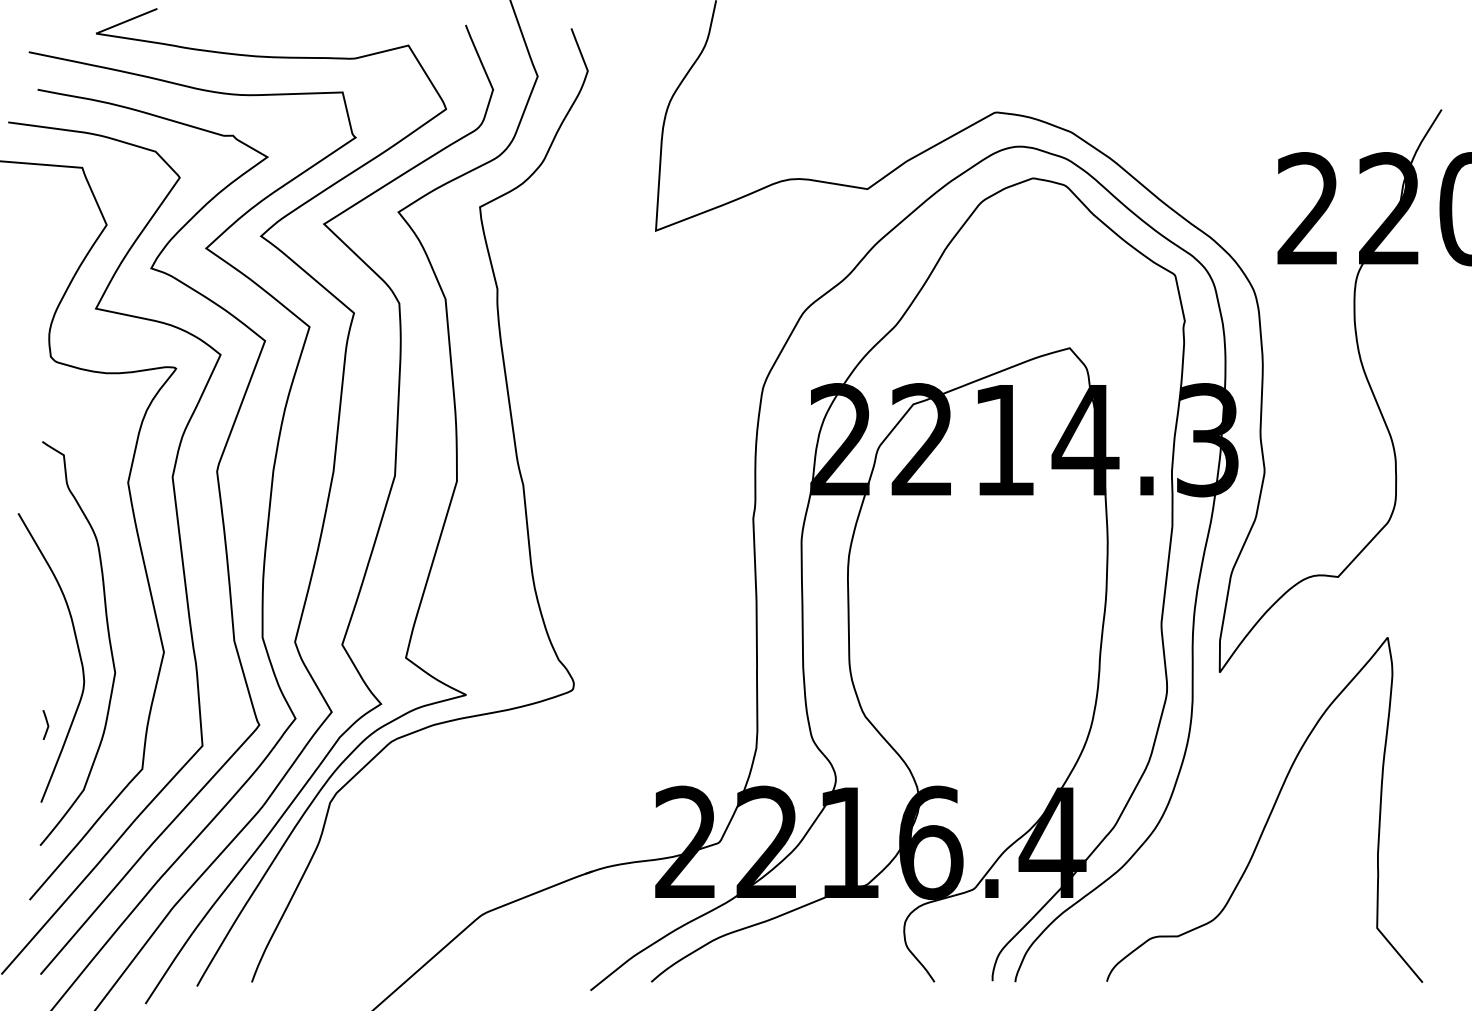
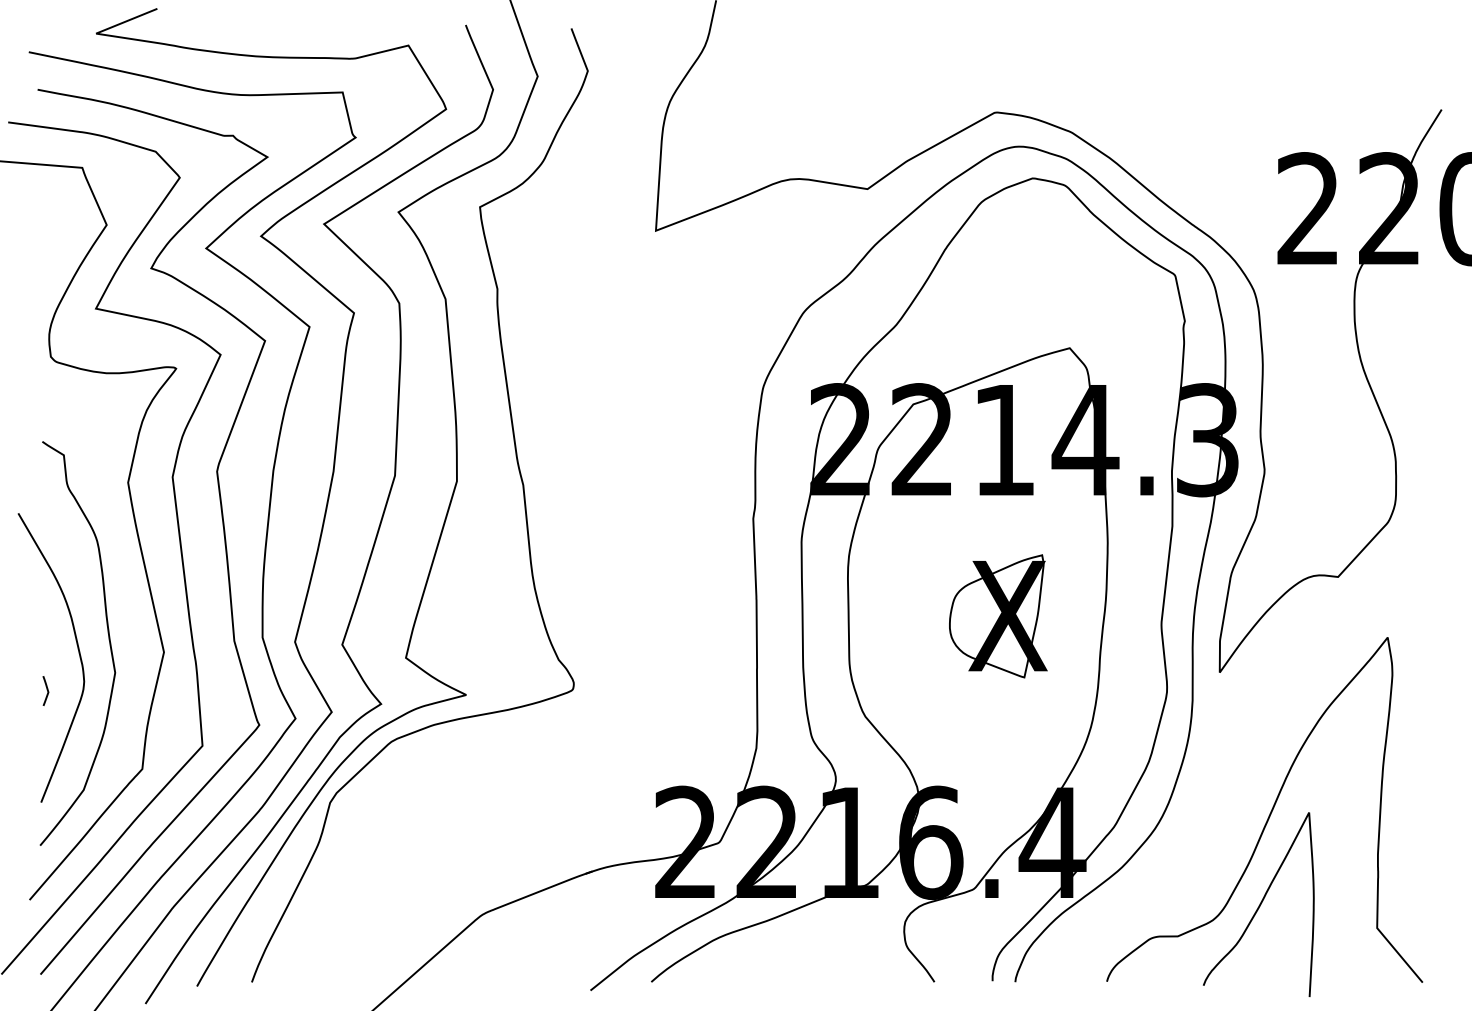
part: none -> present (998, 616)
curve position: (46, 723) -> (46, 689) (46, 689)
curve: none -> present (1259, 904)
